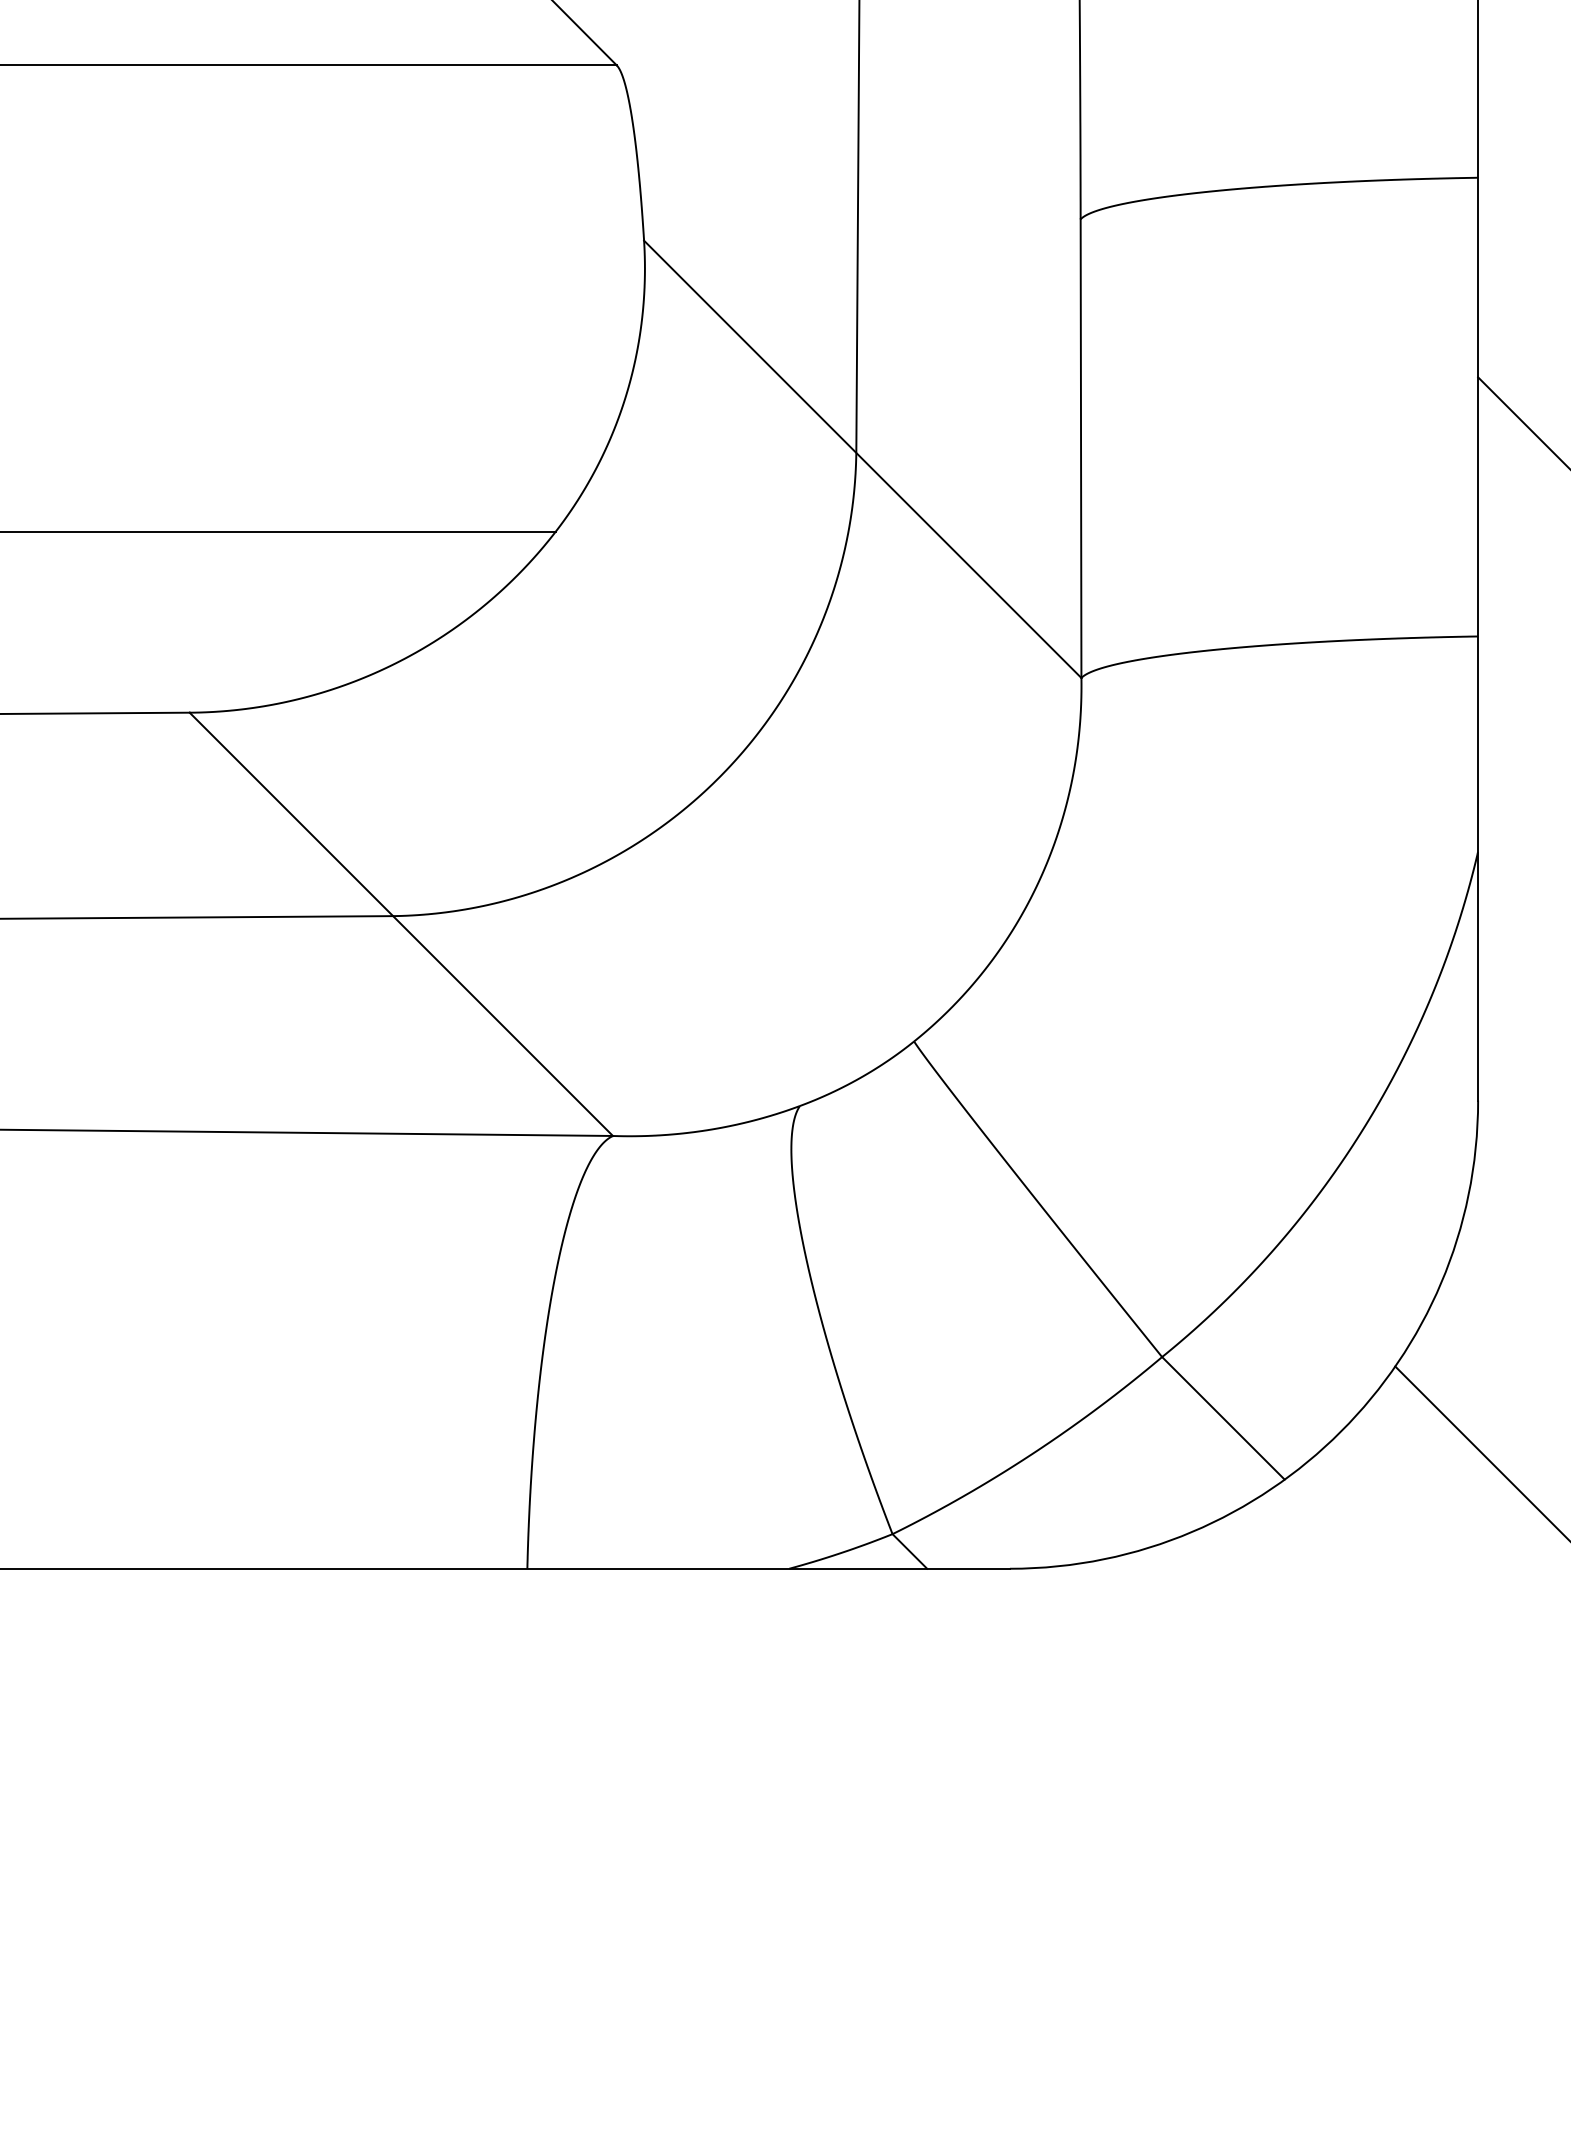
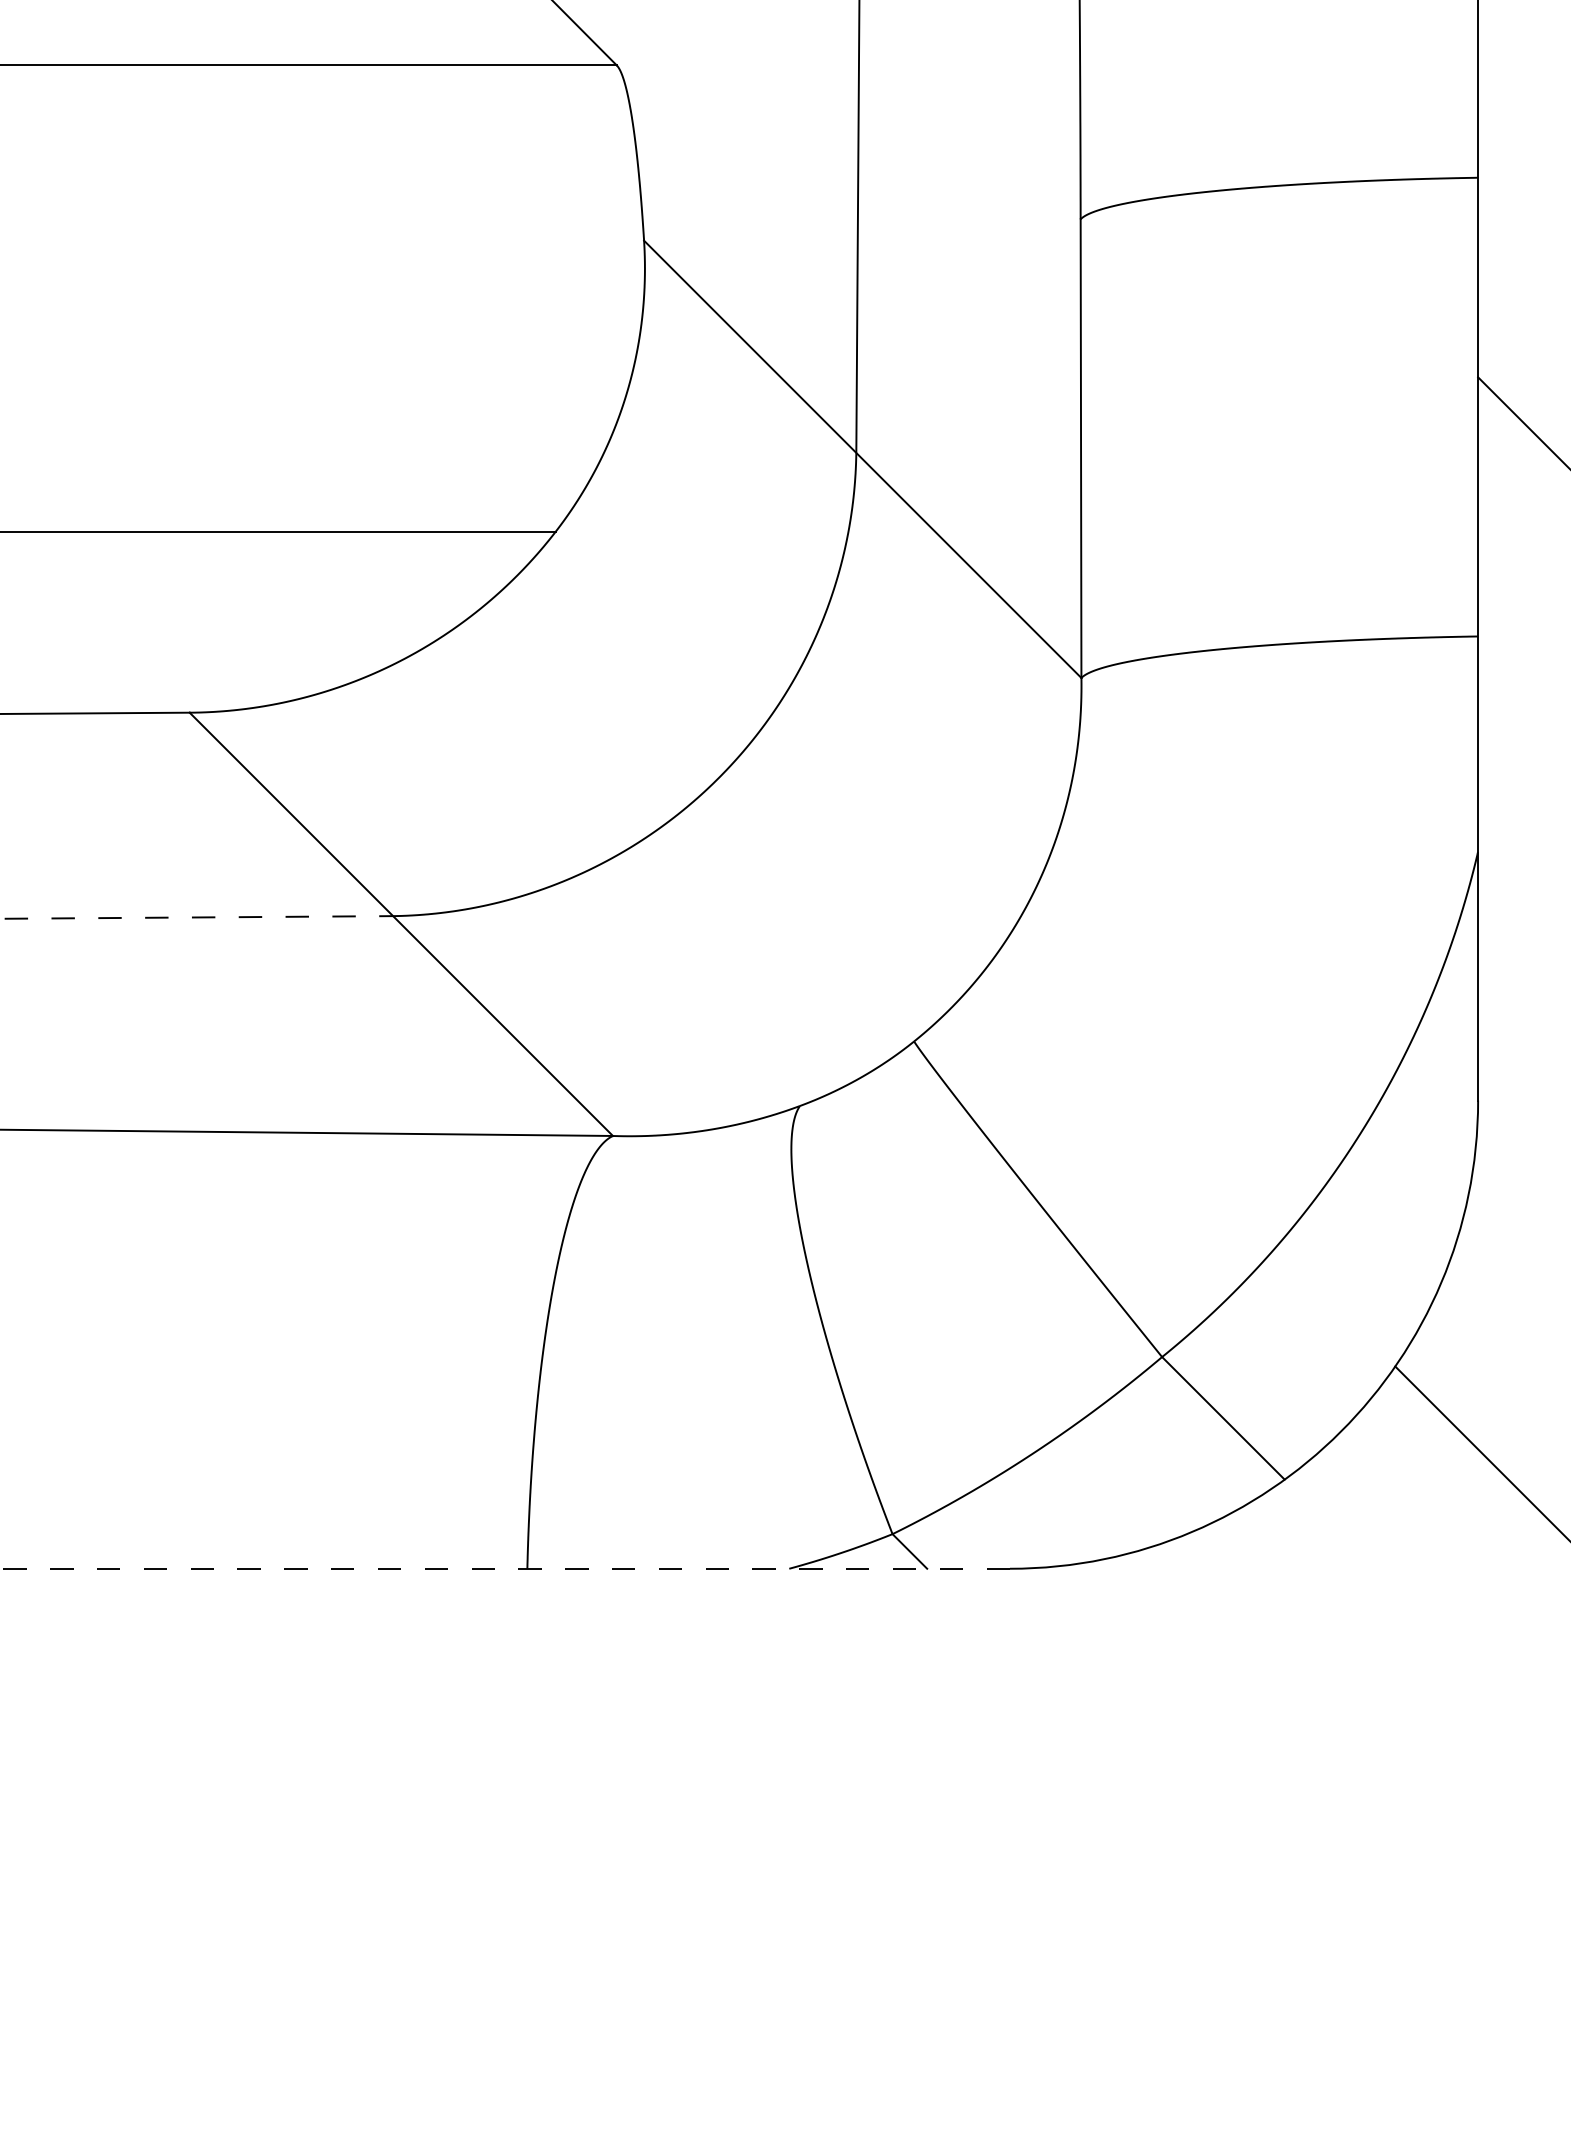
line: solid -> dashed (197, 917)
line: solid -> dashed (505, 1568)
